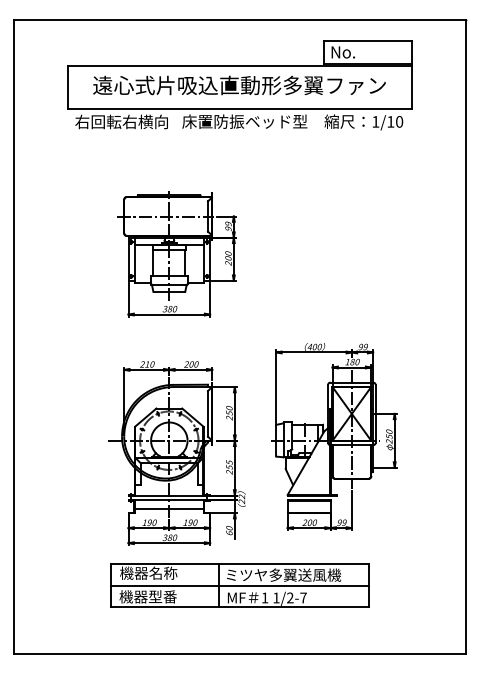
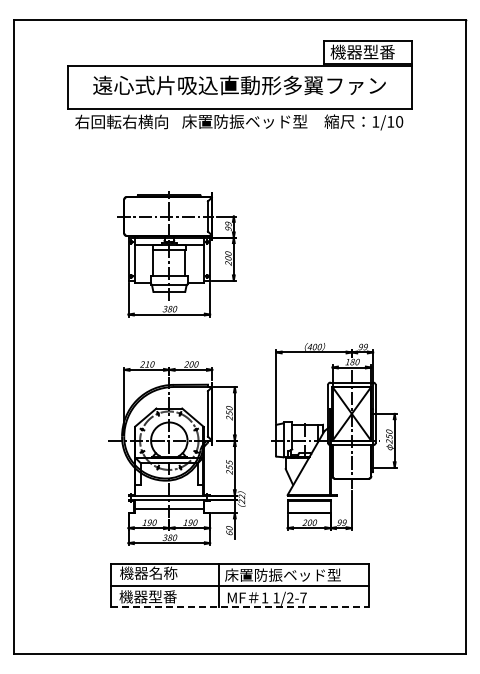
text: No. -> 機器型番 (362, 51)
text: ミツヤ多翼送風機 -> 床置防振ベッド型 (283, 574)
line: solid -> dashed (239, 607)
